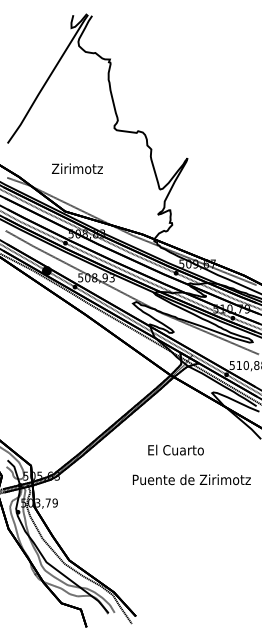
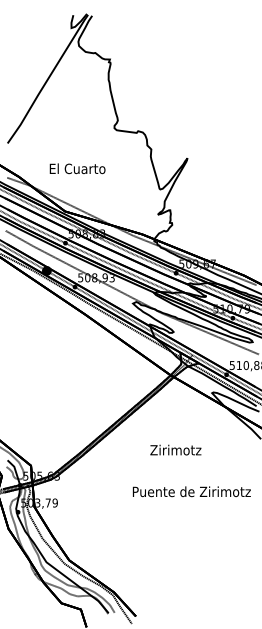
text: Zirimotz -> El Cuarto (77, 168)
text: El Cuarto -> Zirimotz (175, 449)
text position: (191, 479) -> (191, 491) (191, 491)
